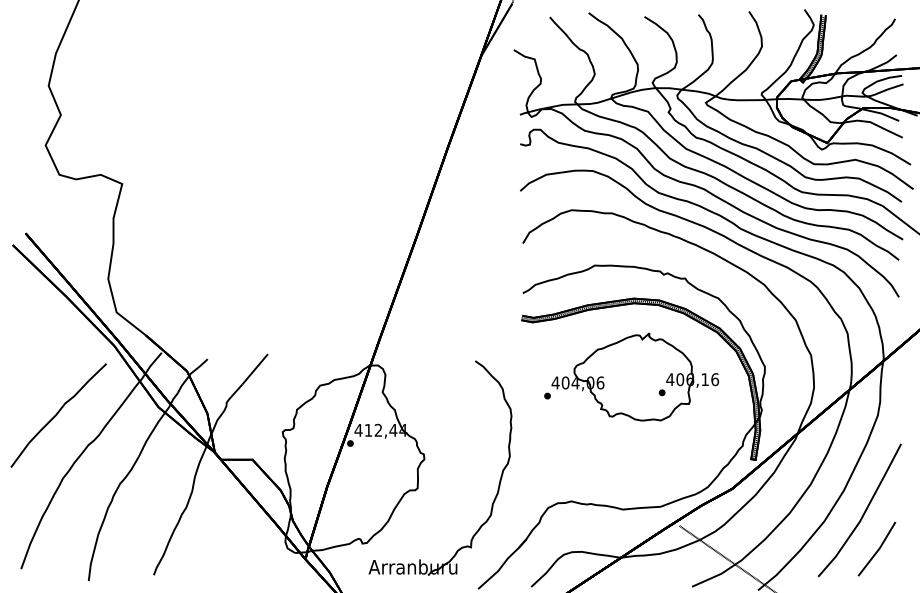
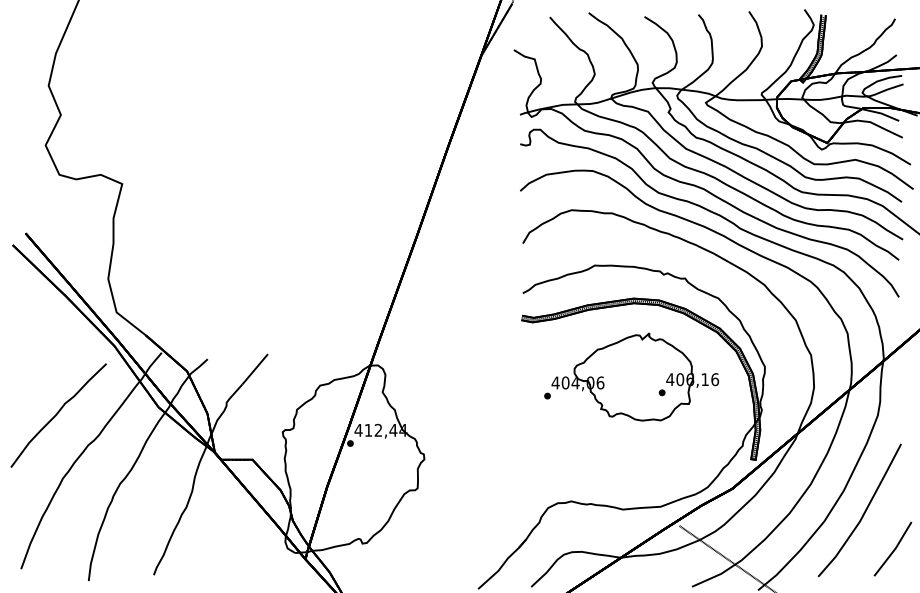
part: present -> none (499, 479)
line position: (877, 549) -> (893, 549) (893, 549)
